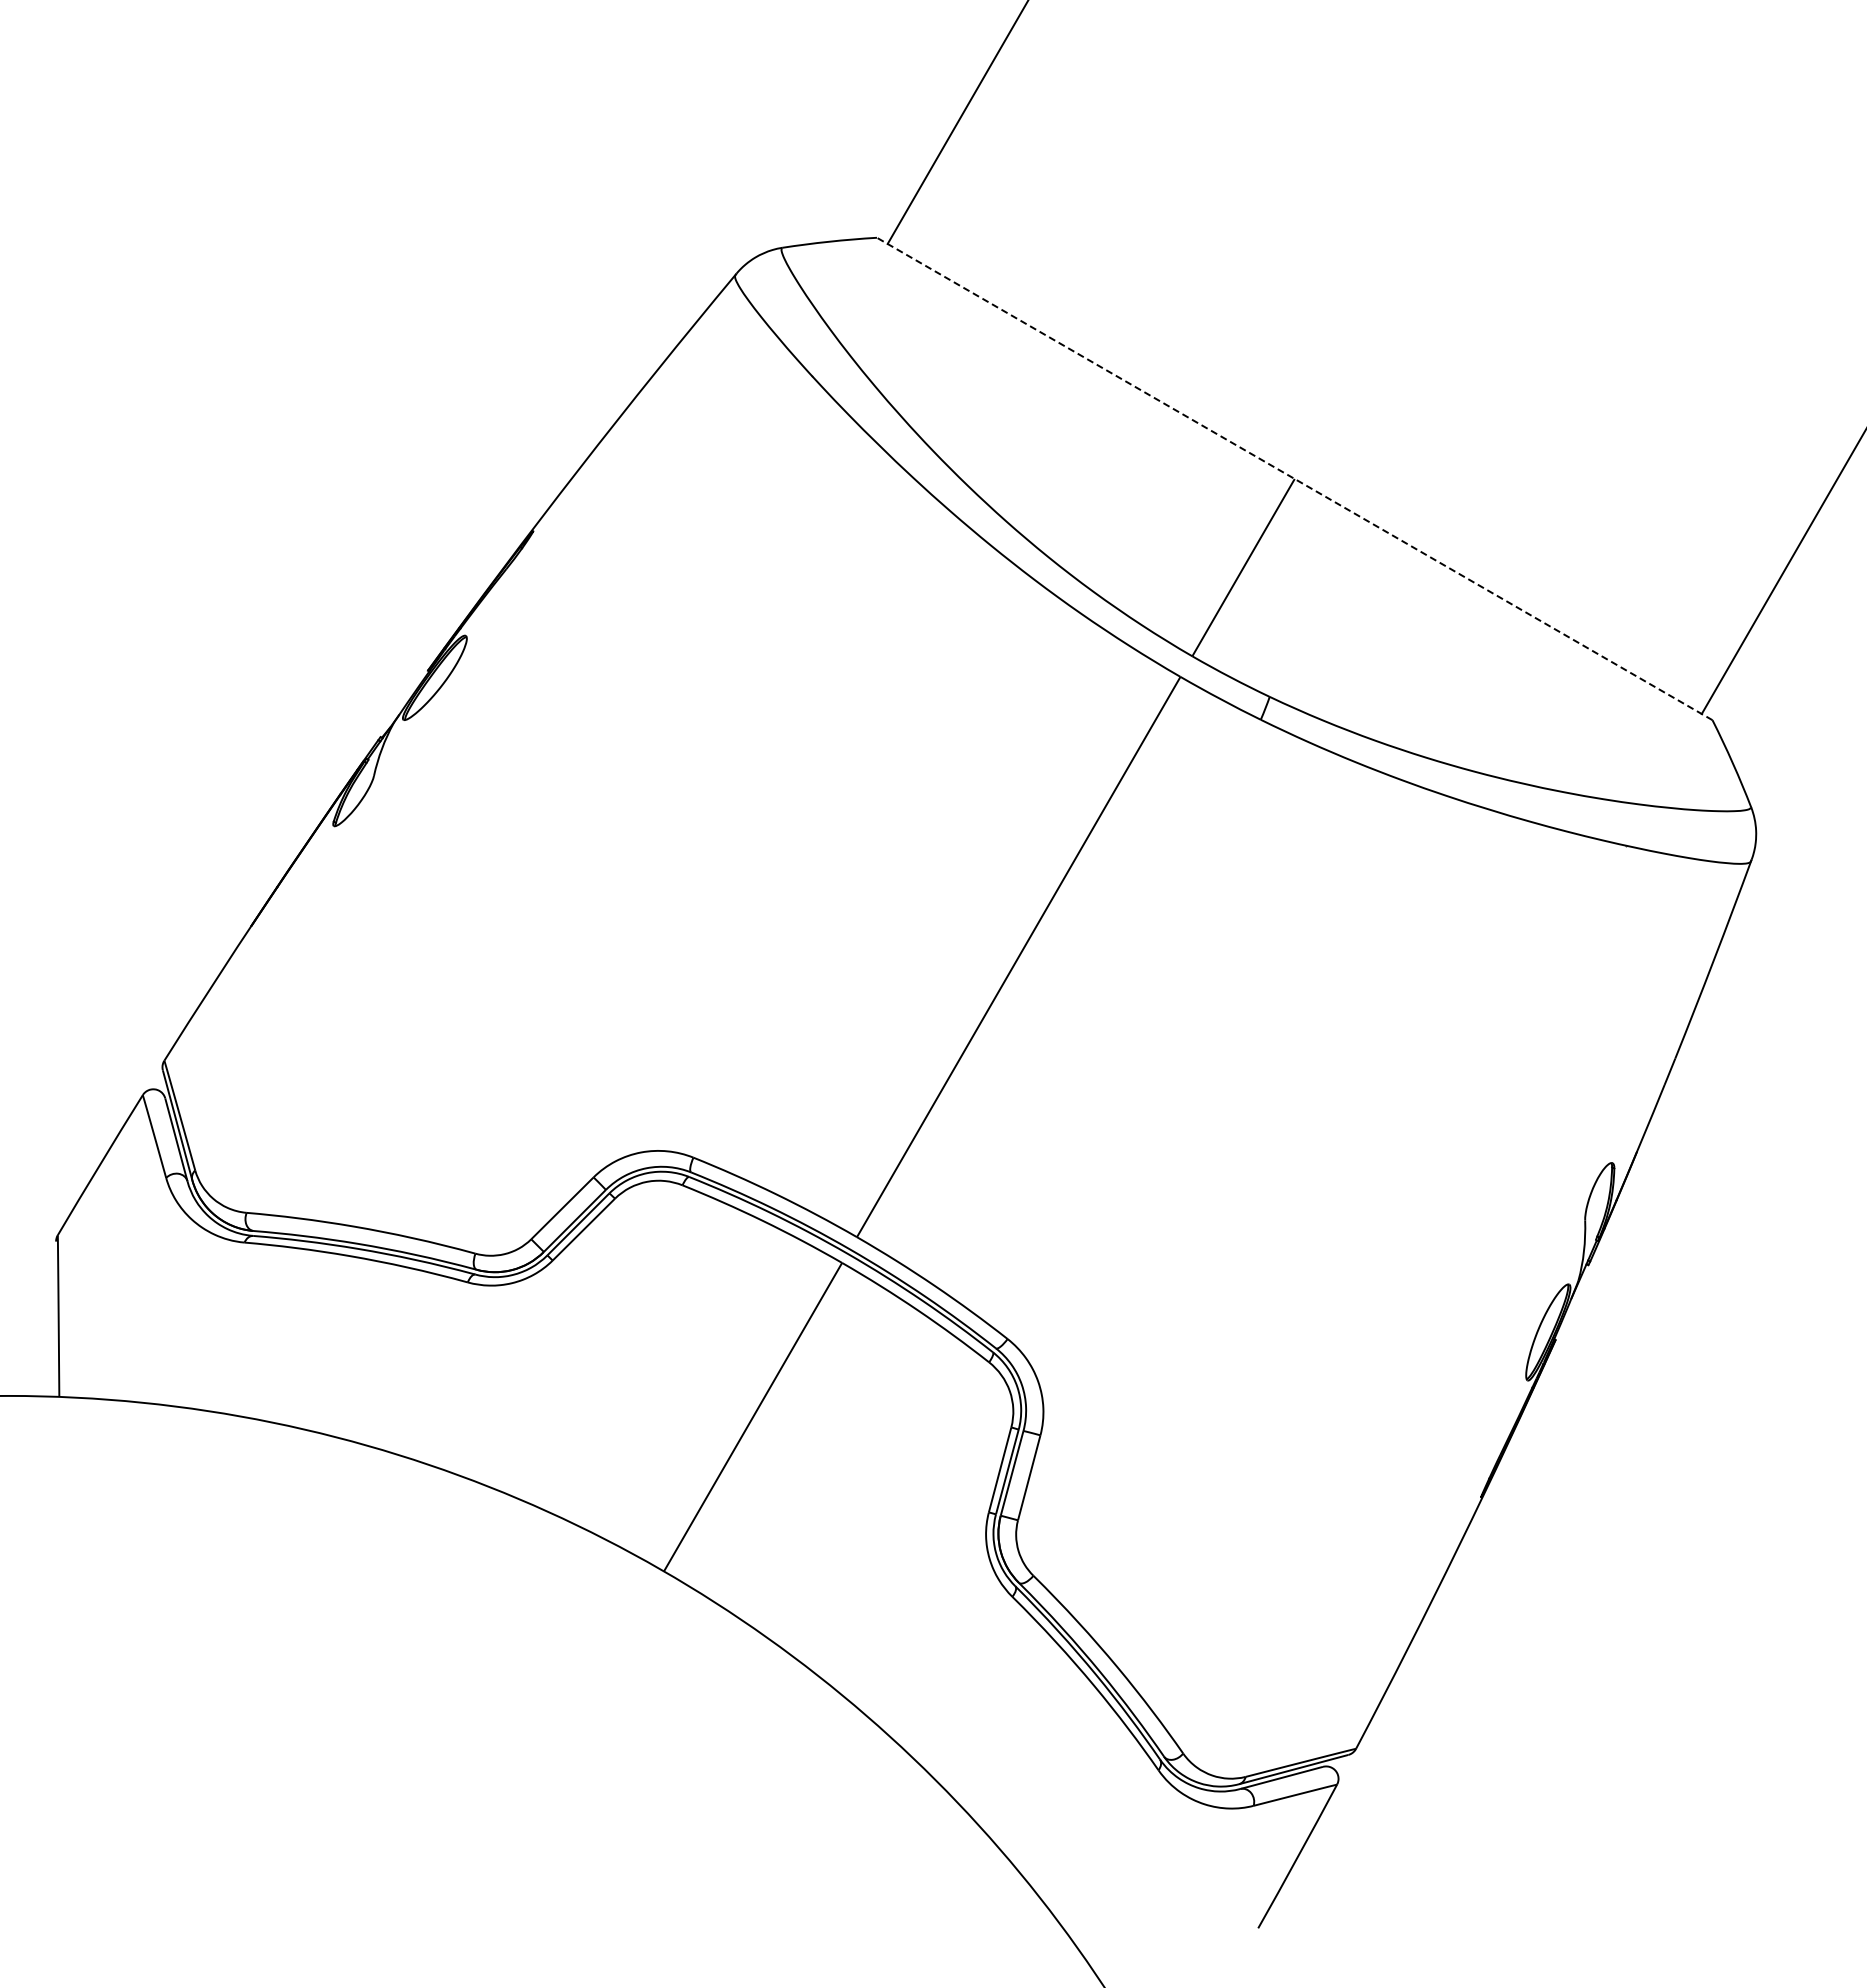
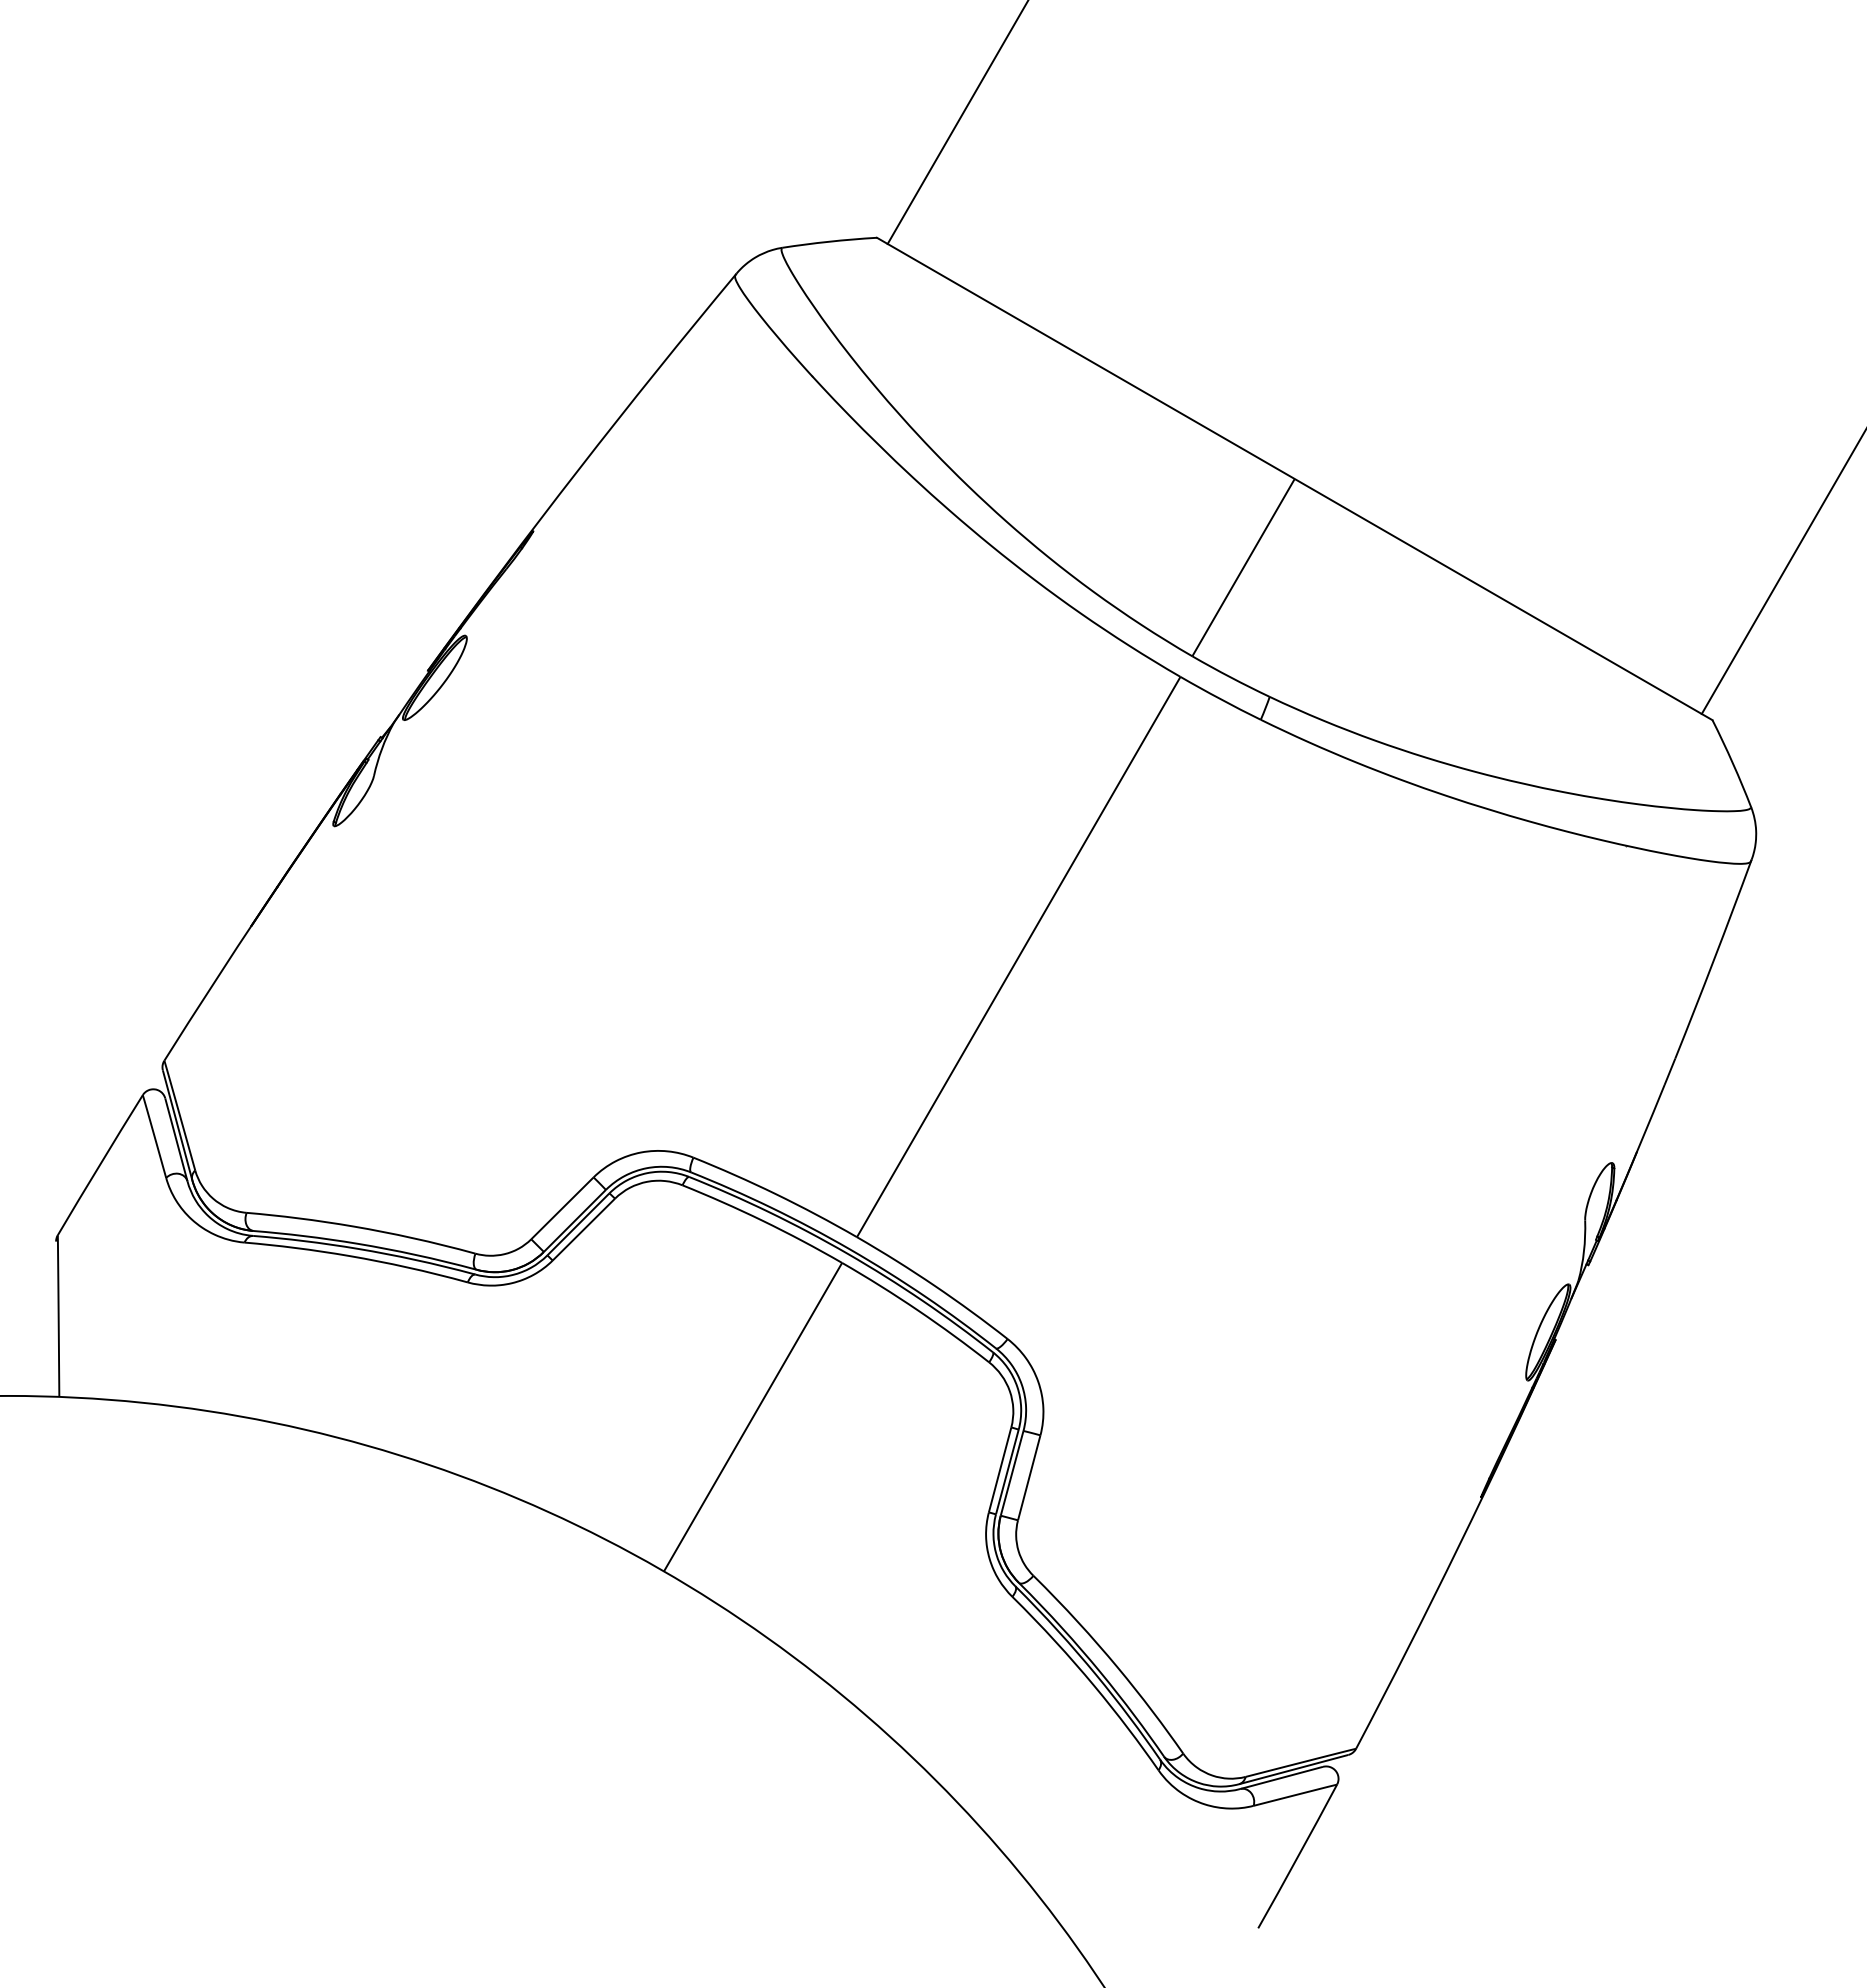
line: dashed -> solid (1294, 478)
